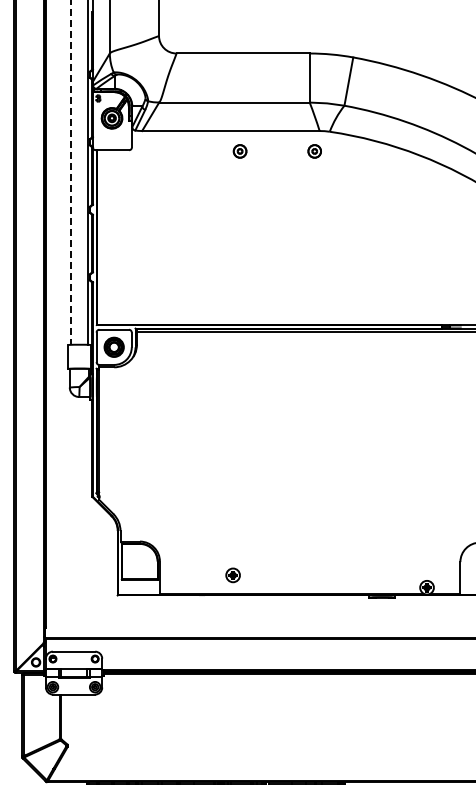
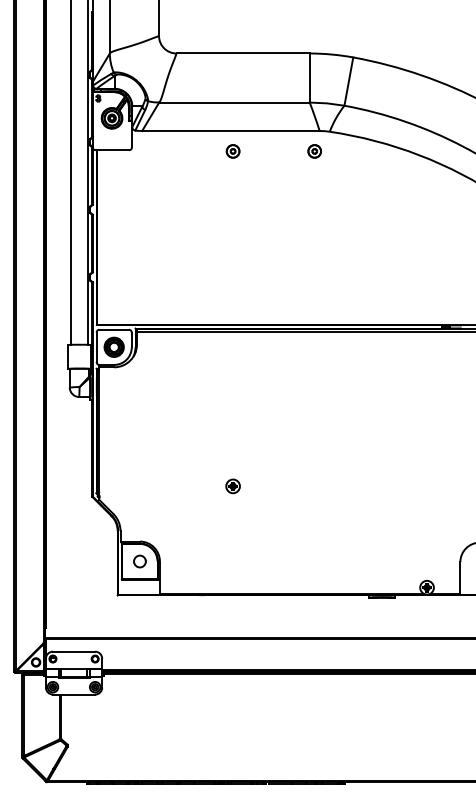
part position: (239, 151) -> (232, 151) (232, 151)
line: dashed -> solid (71, 172)
part: none -> present (139, 561)
part position: (232, 575) -> (232, 486) (232, 486)
